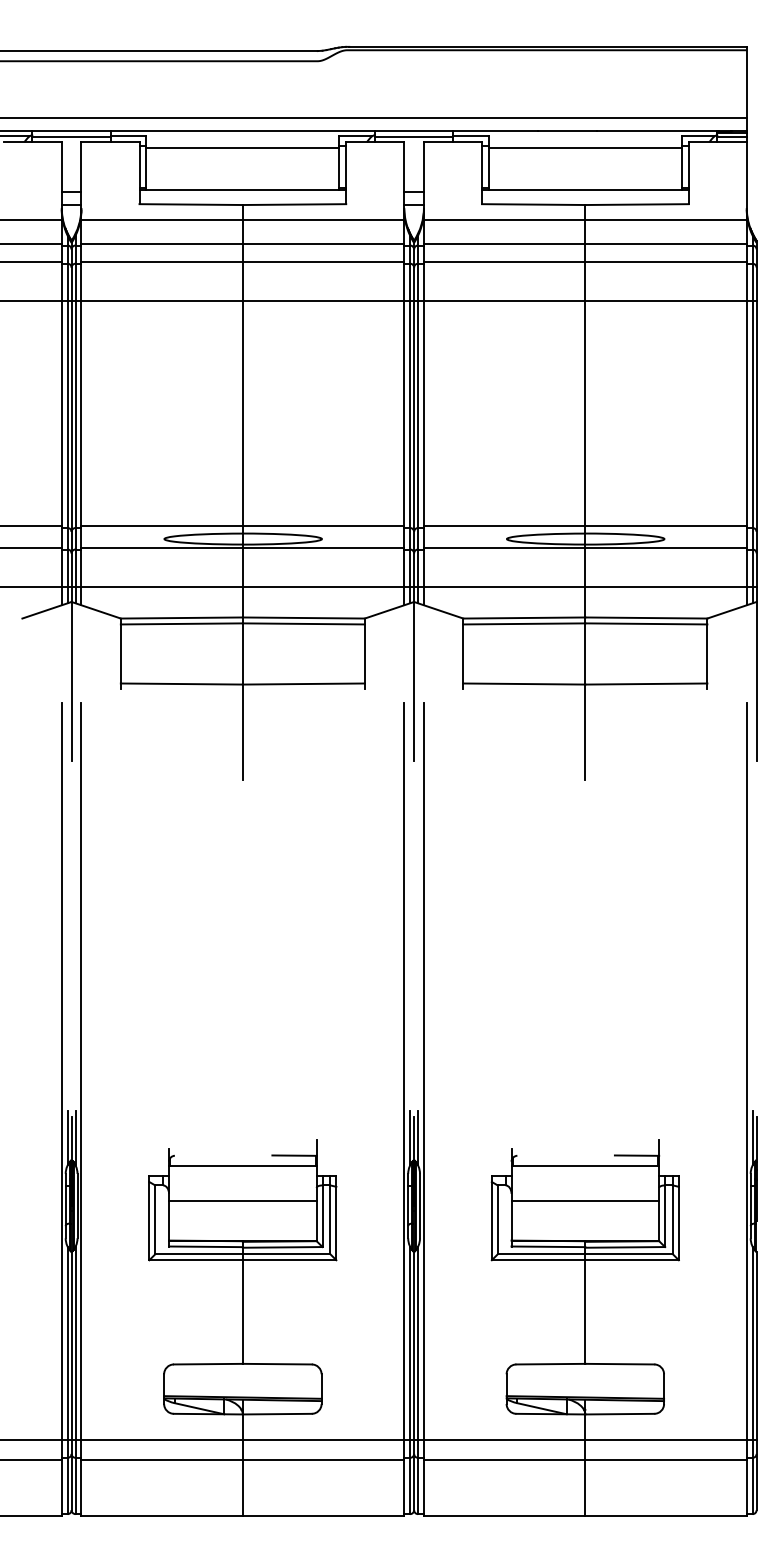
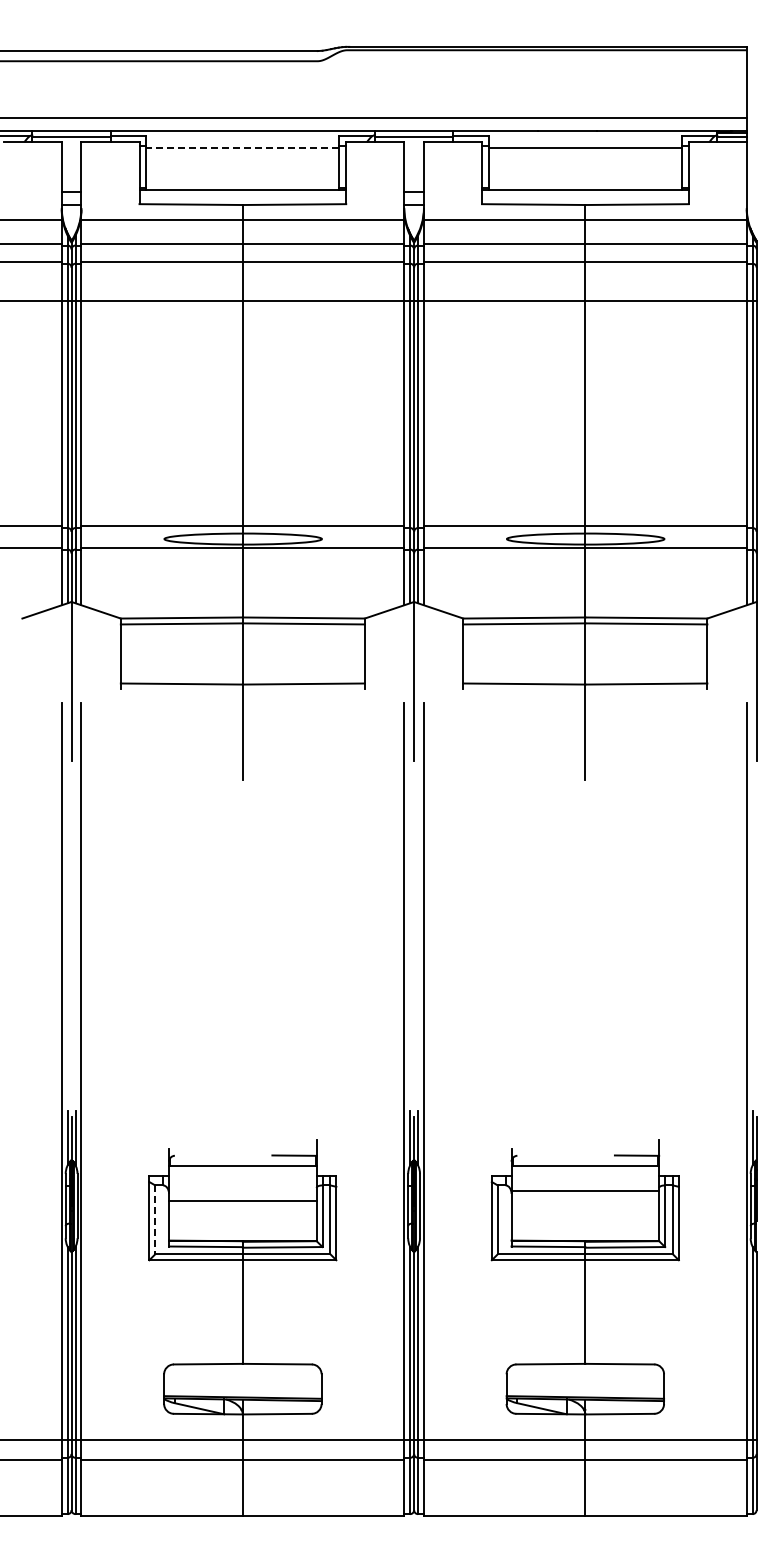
line: solid -> dashed (242, 147)
line: present -> none (379, 586)
line position: (585, 1201) -> (585, 1191) (585, 1191)
line: solid -> dashed (155, 1220)
